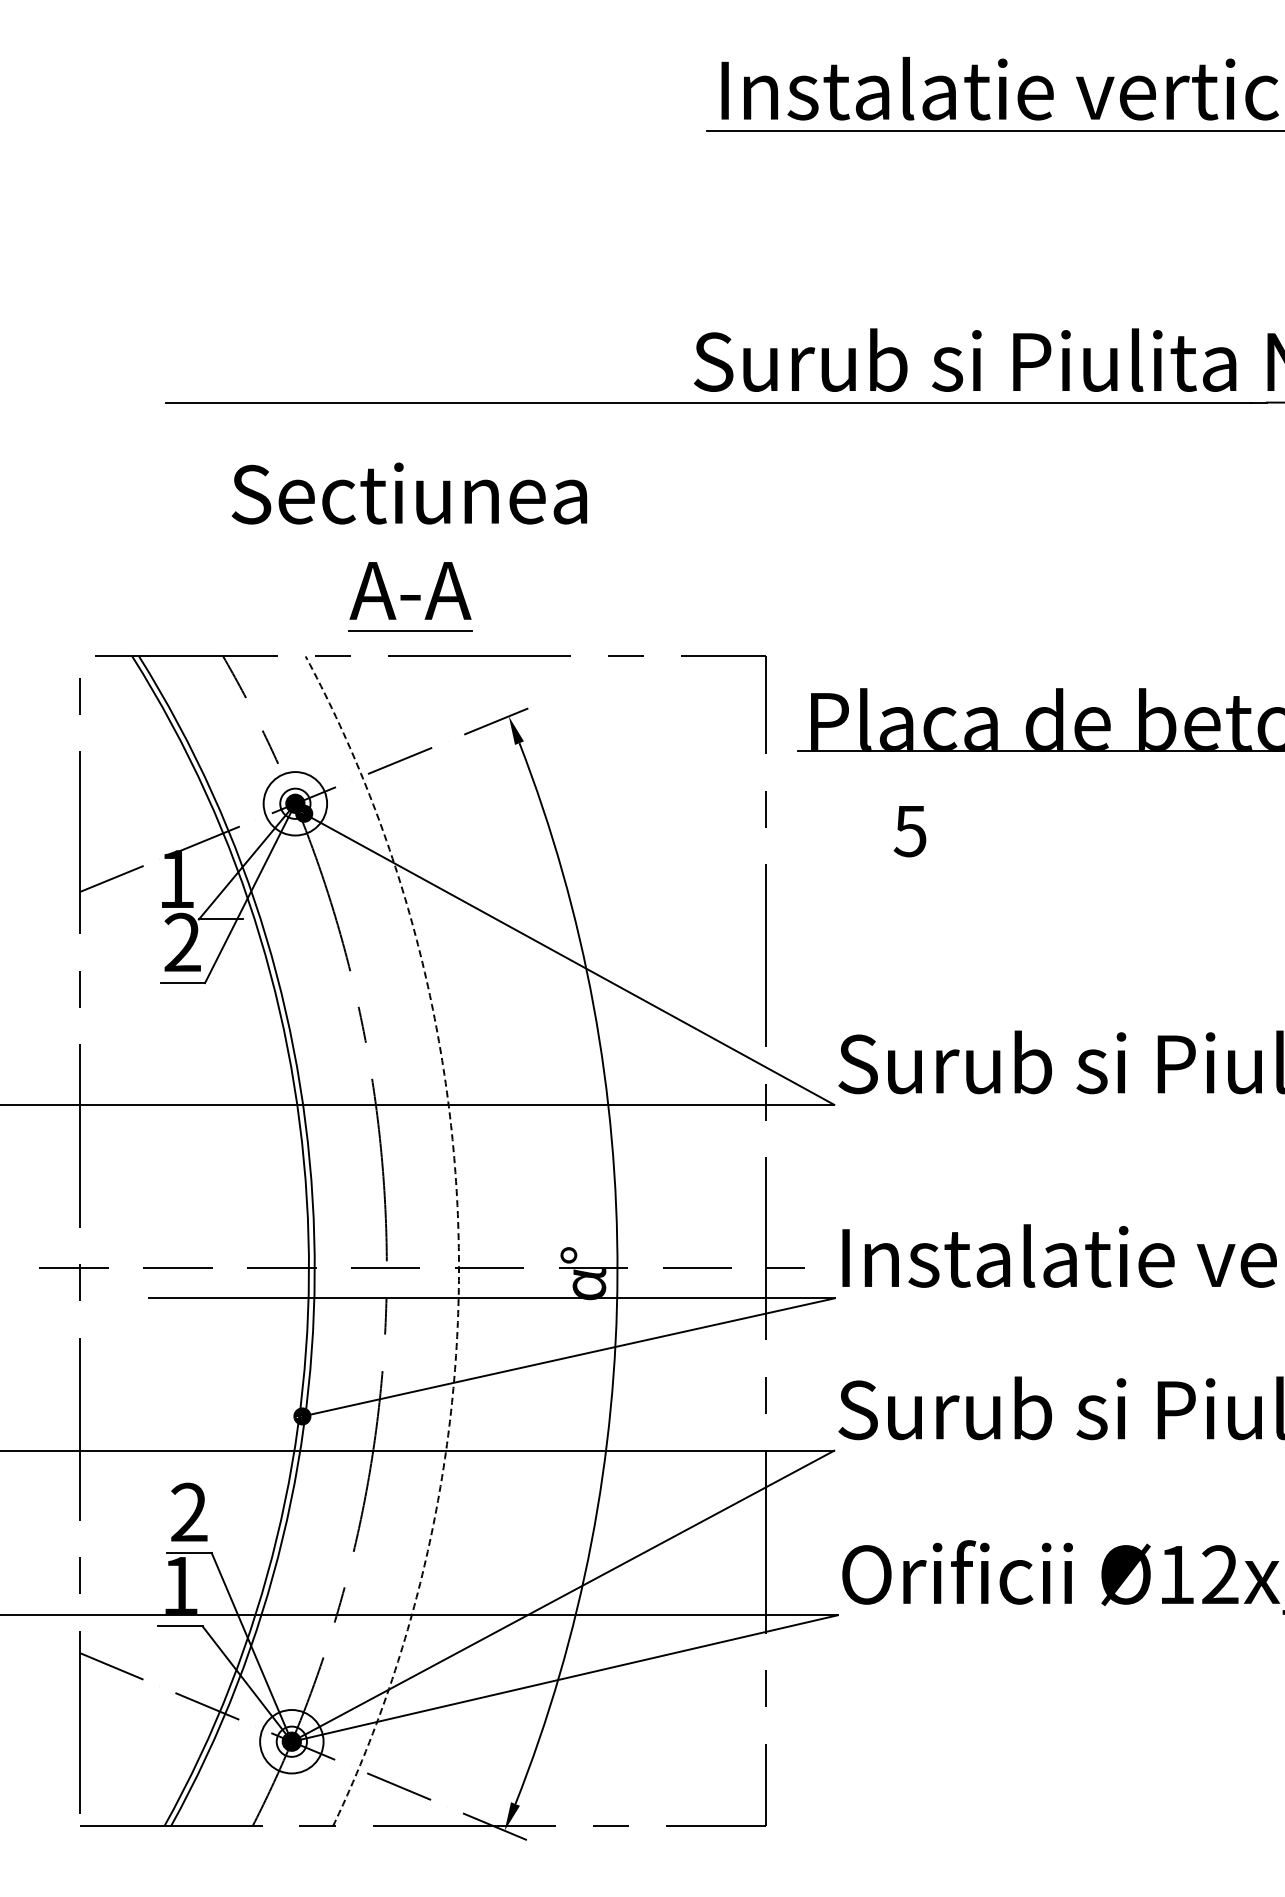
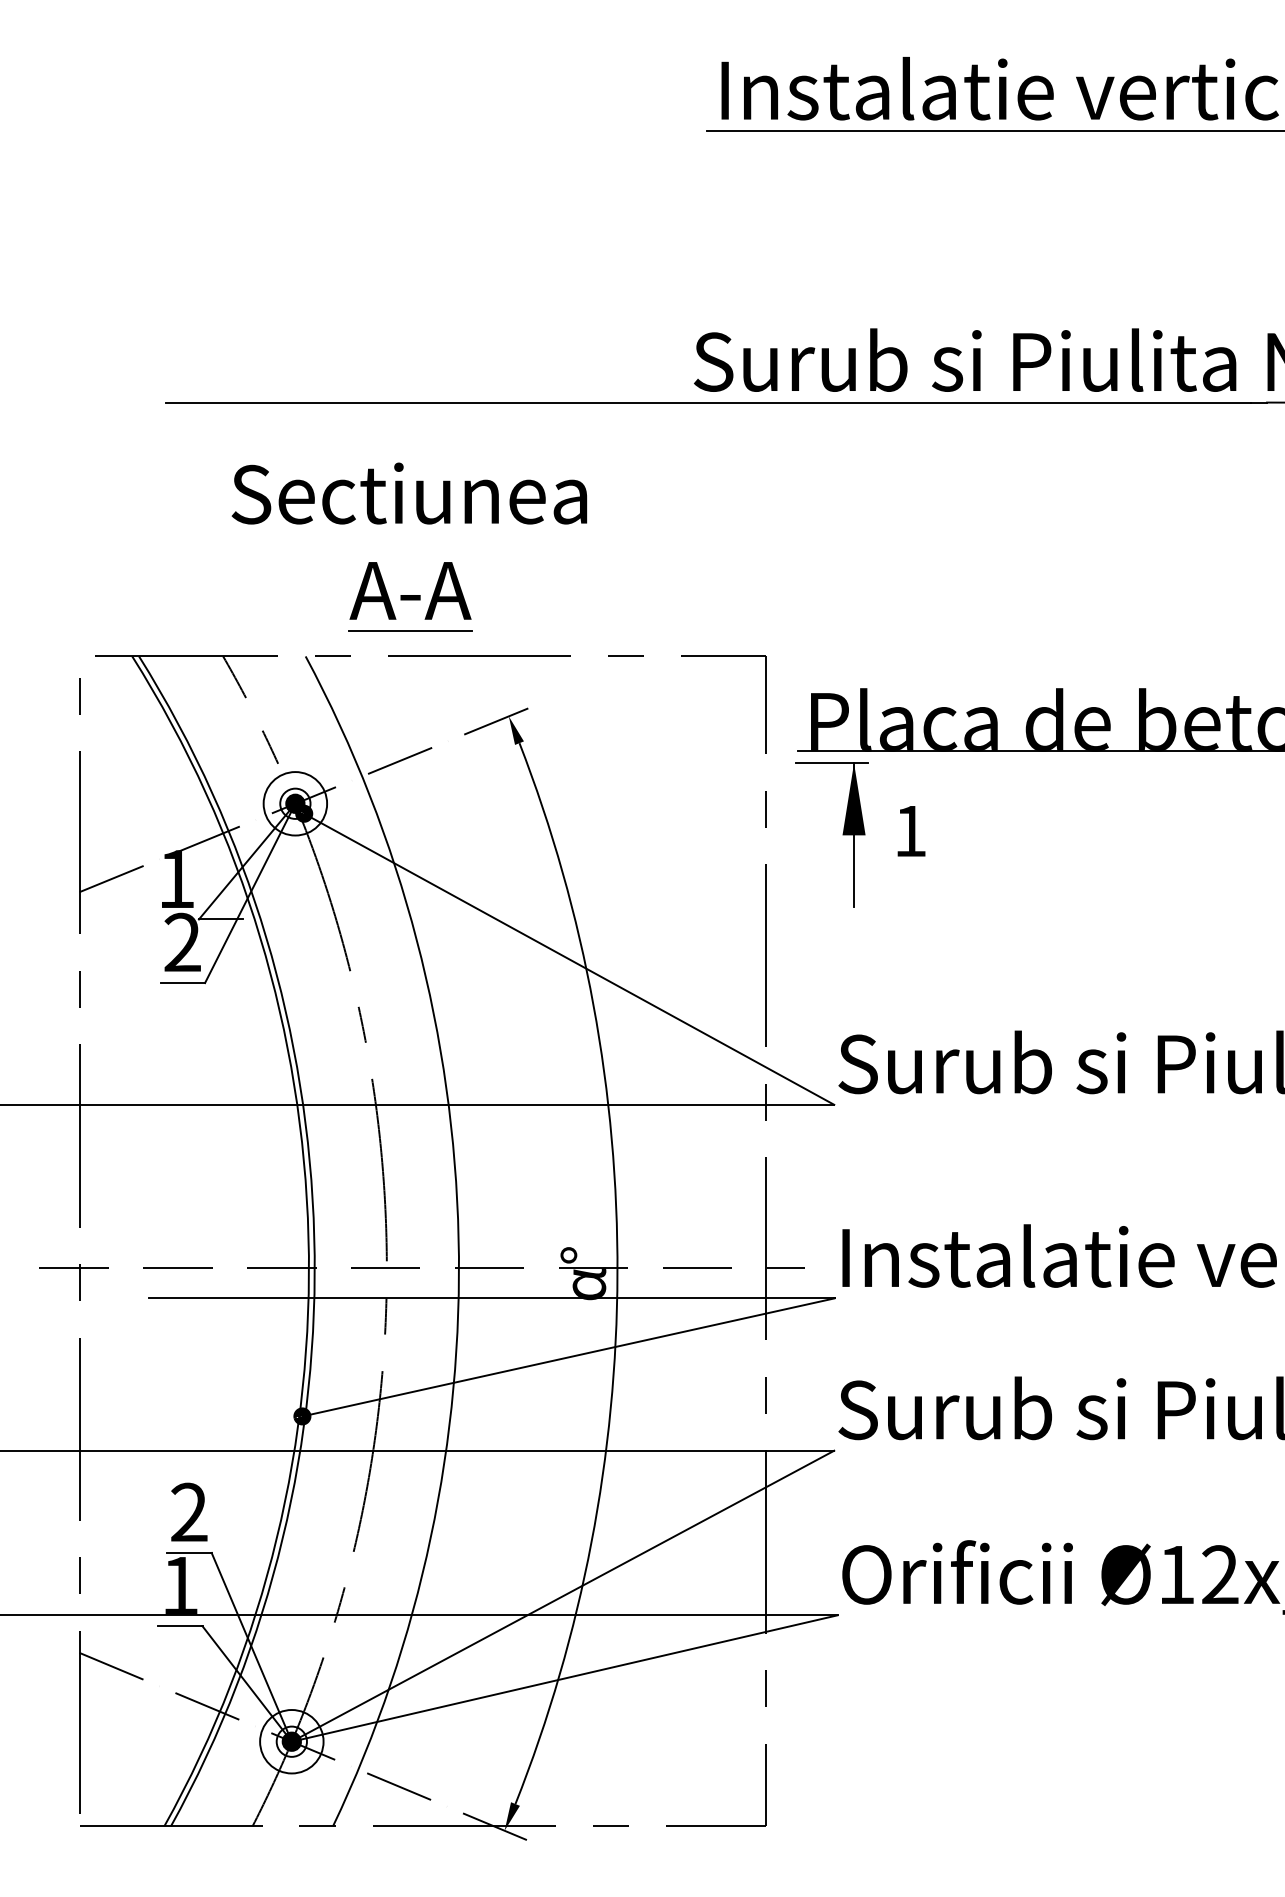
text: 5 -> 1 (909, 831)
part: none -> present (842, 834)
arc: dashed -> solid (458, 1238)
